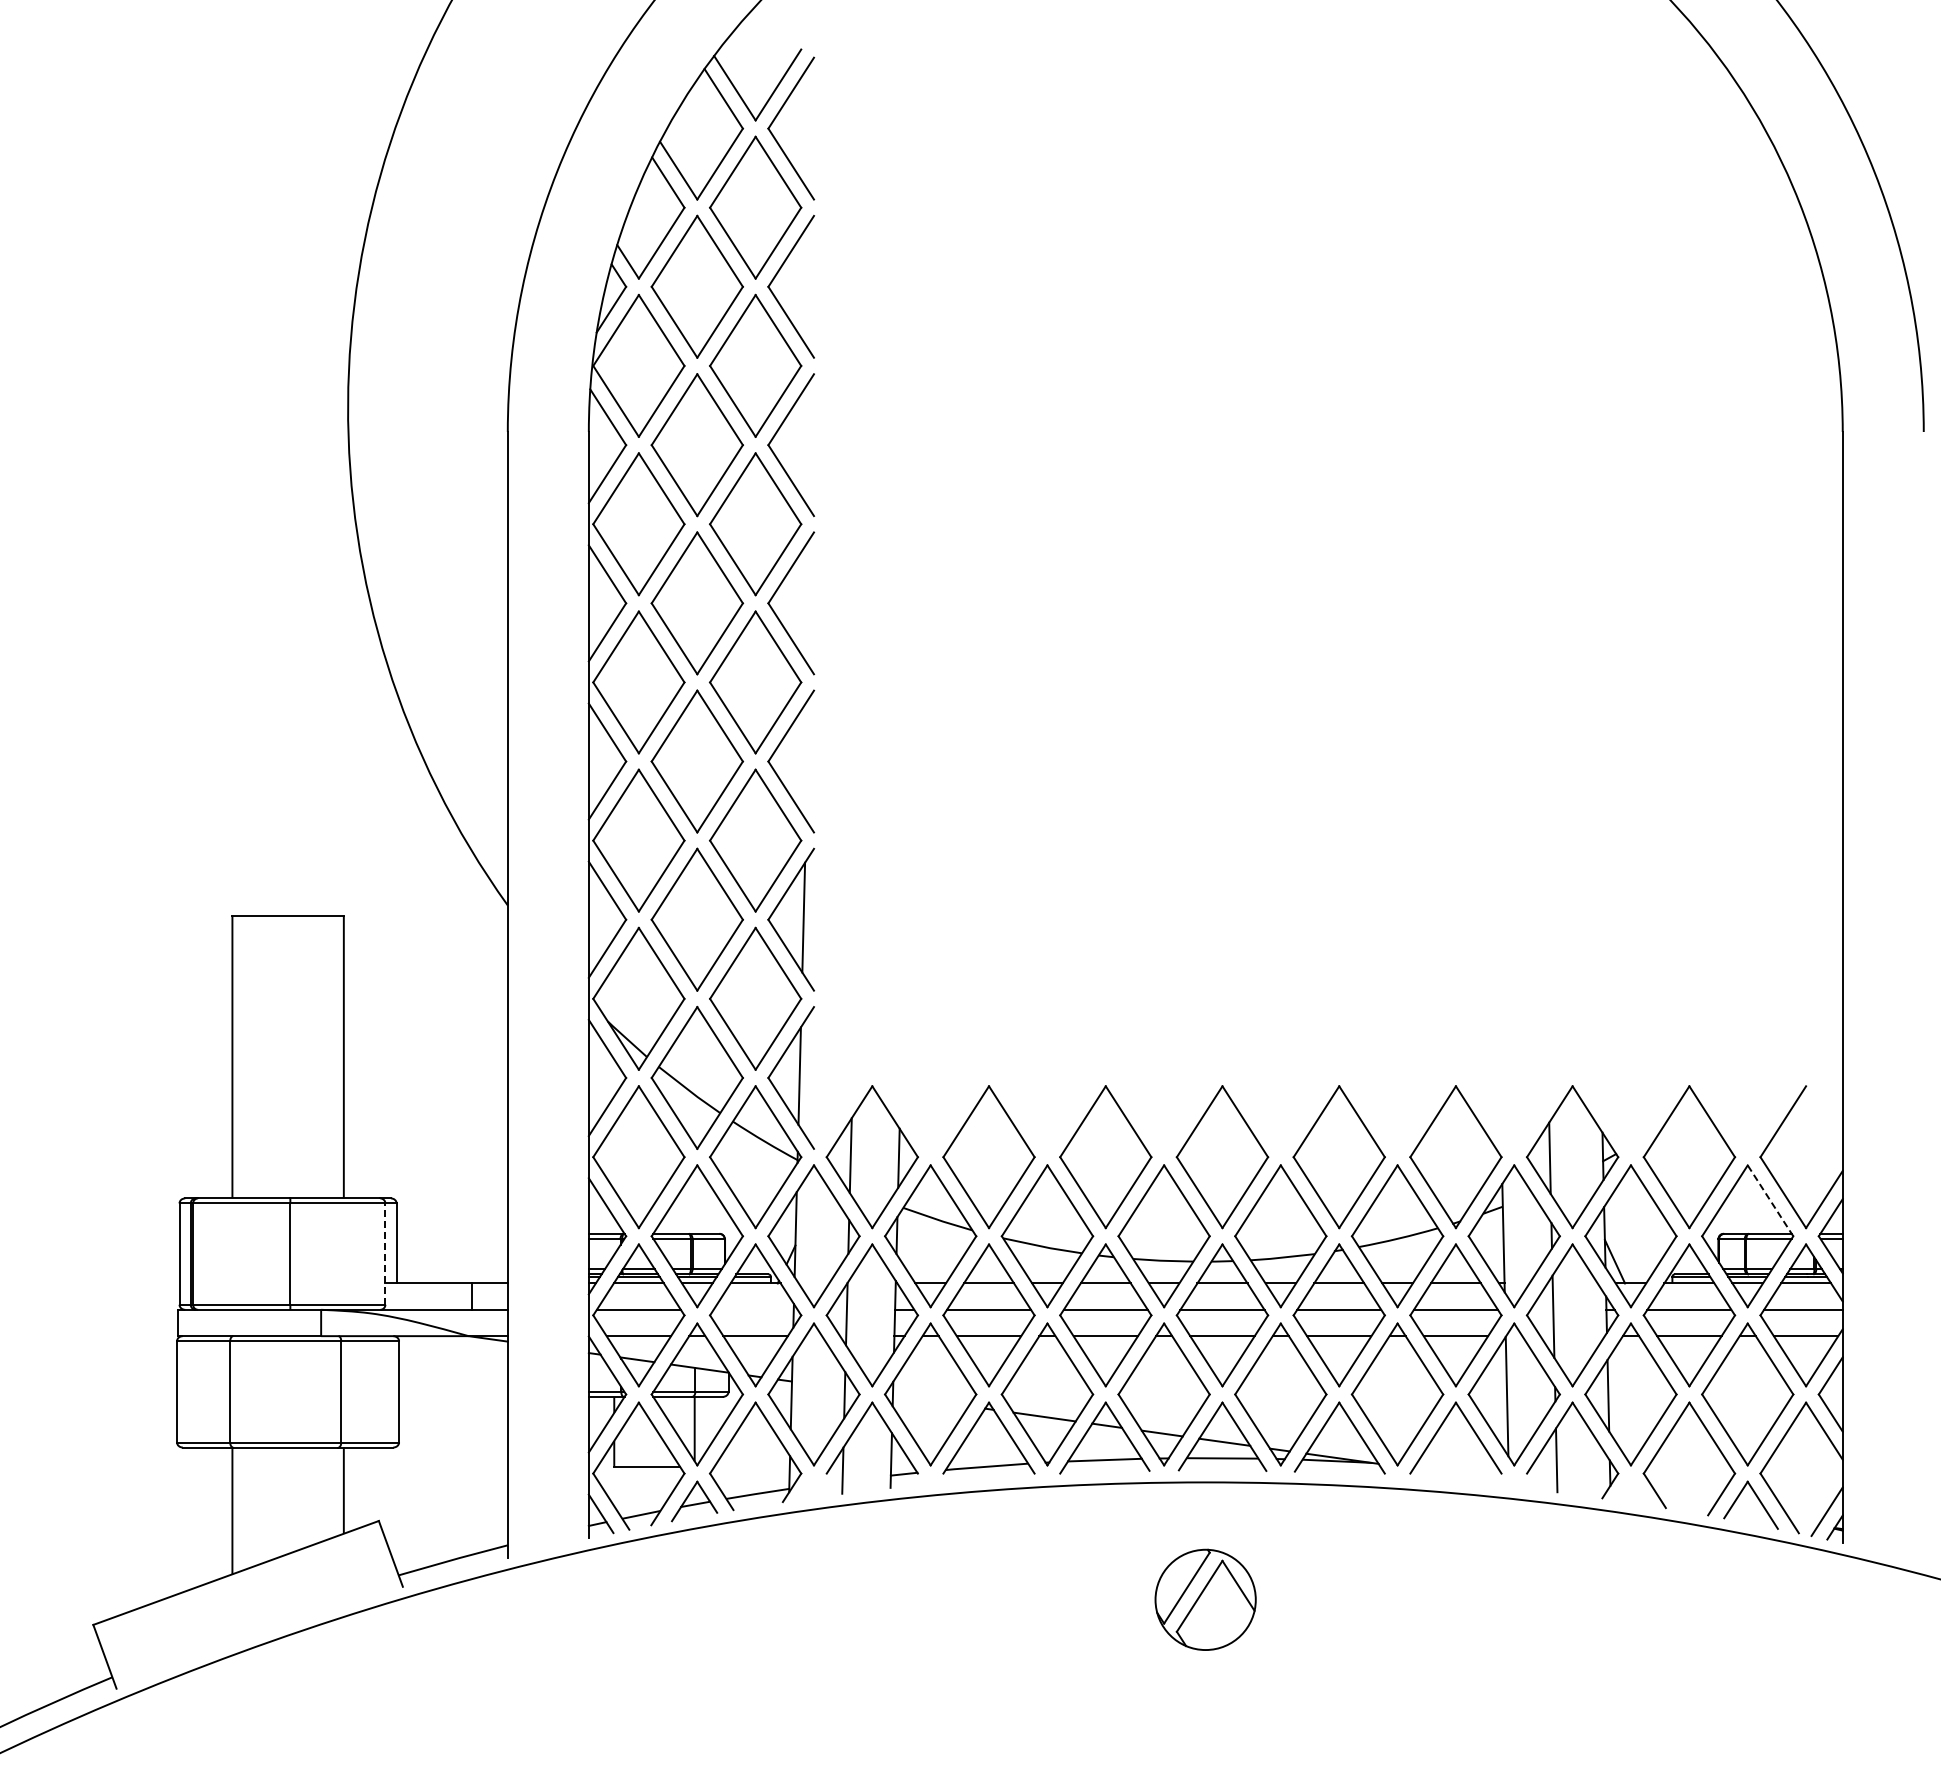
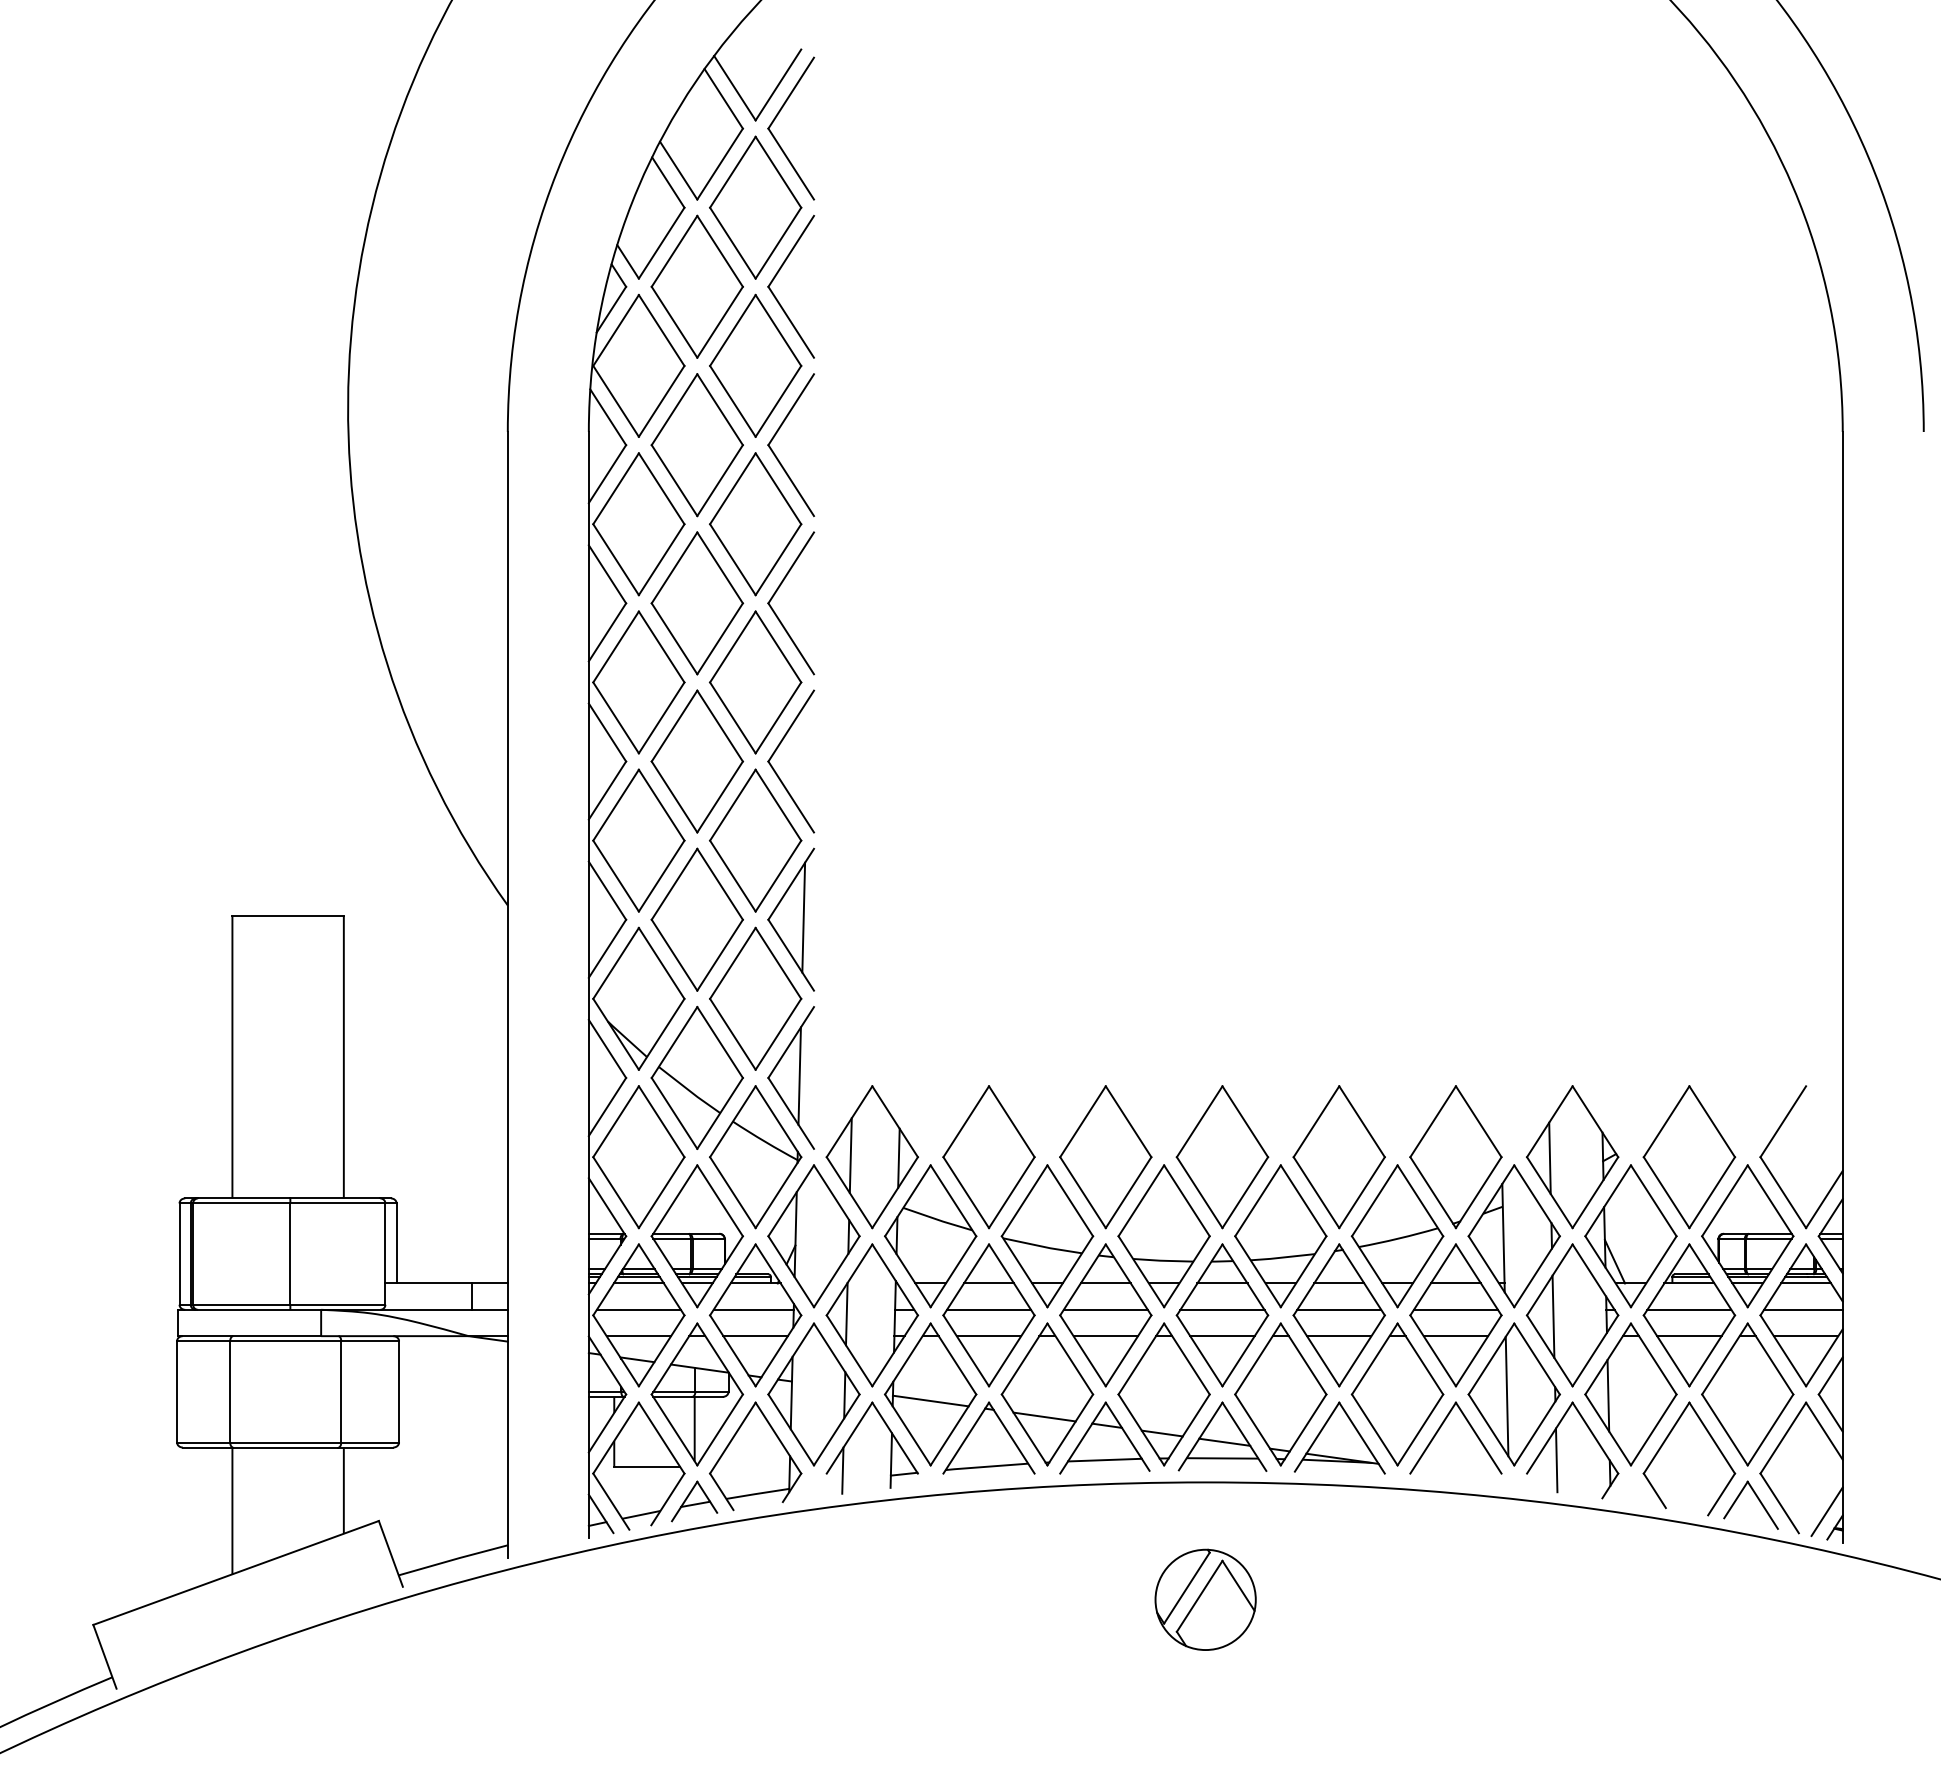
line: dashed -> solid (1770, 1200)
line: dashed -> solid (385, 1254)
line: none -> present (753, 1309)
line: none -> present (930, 1400)
